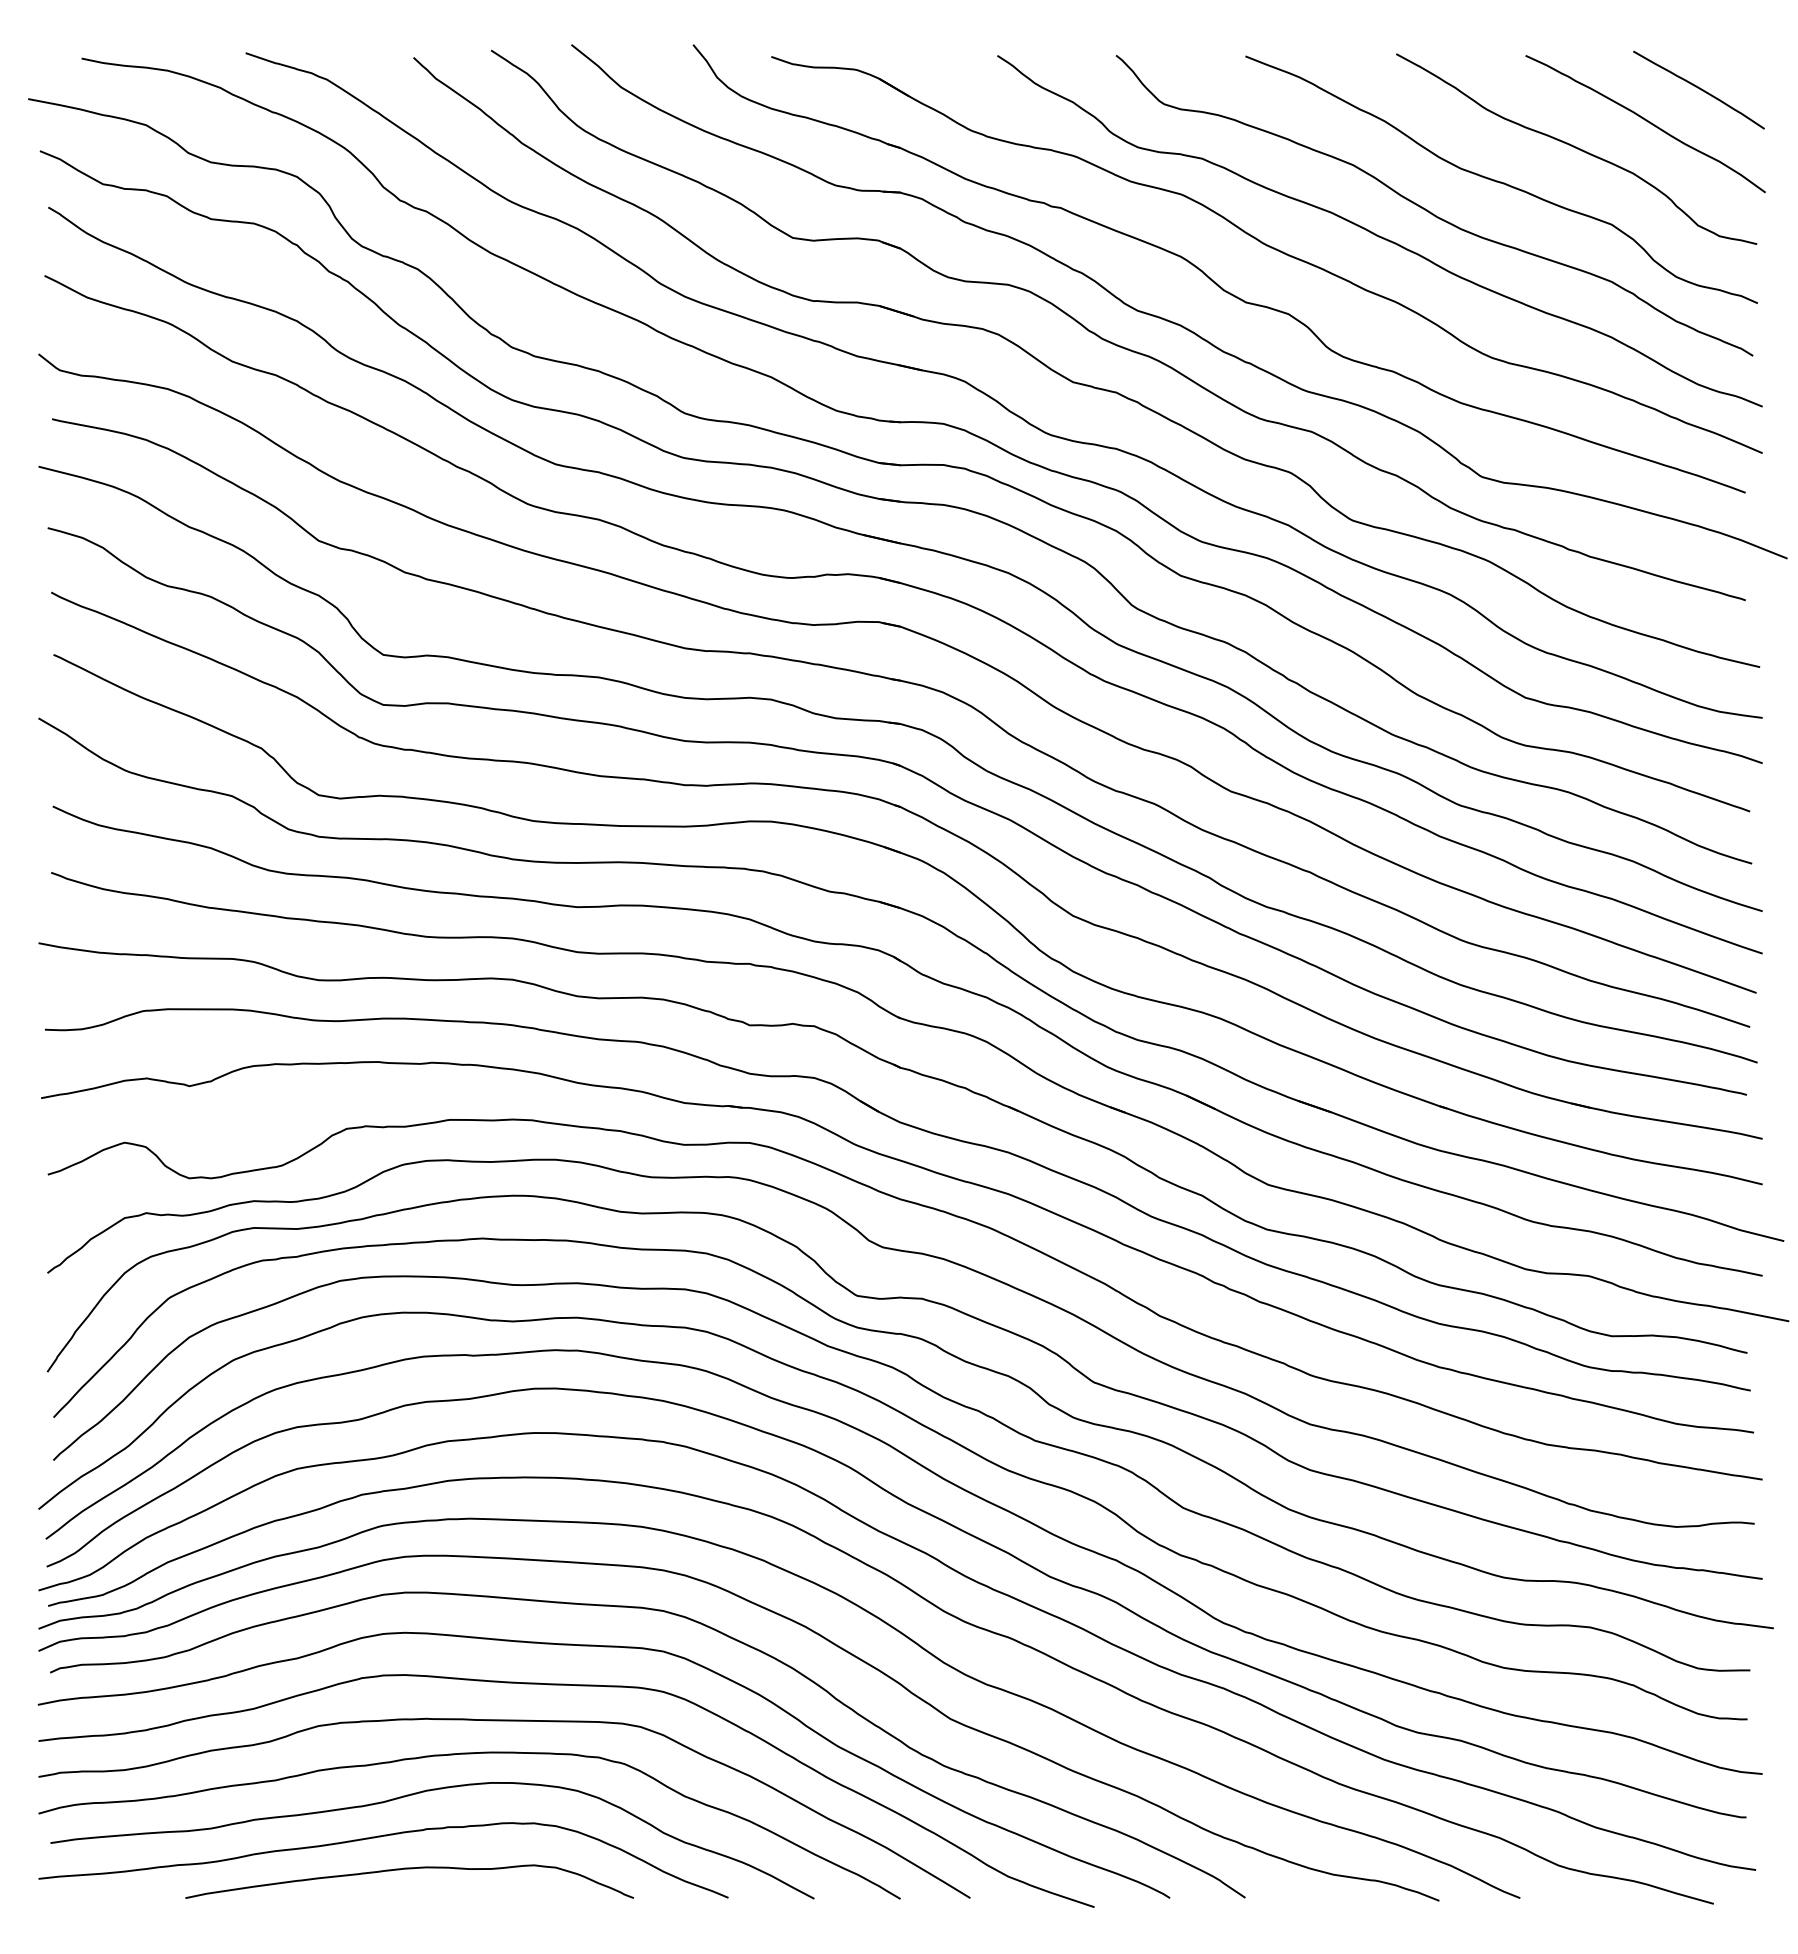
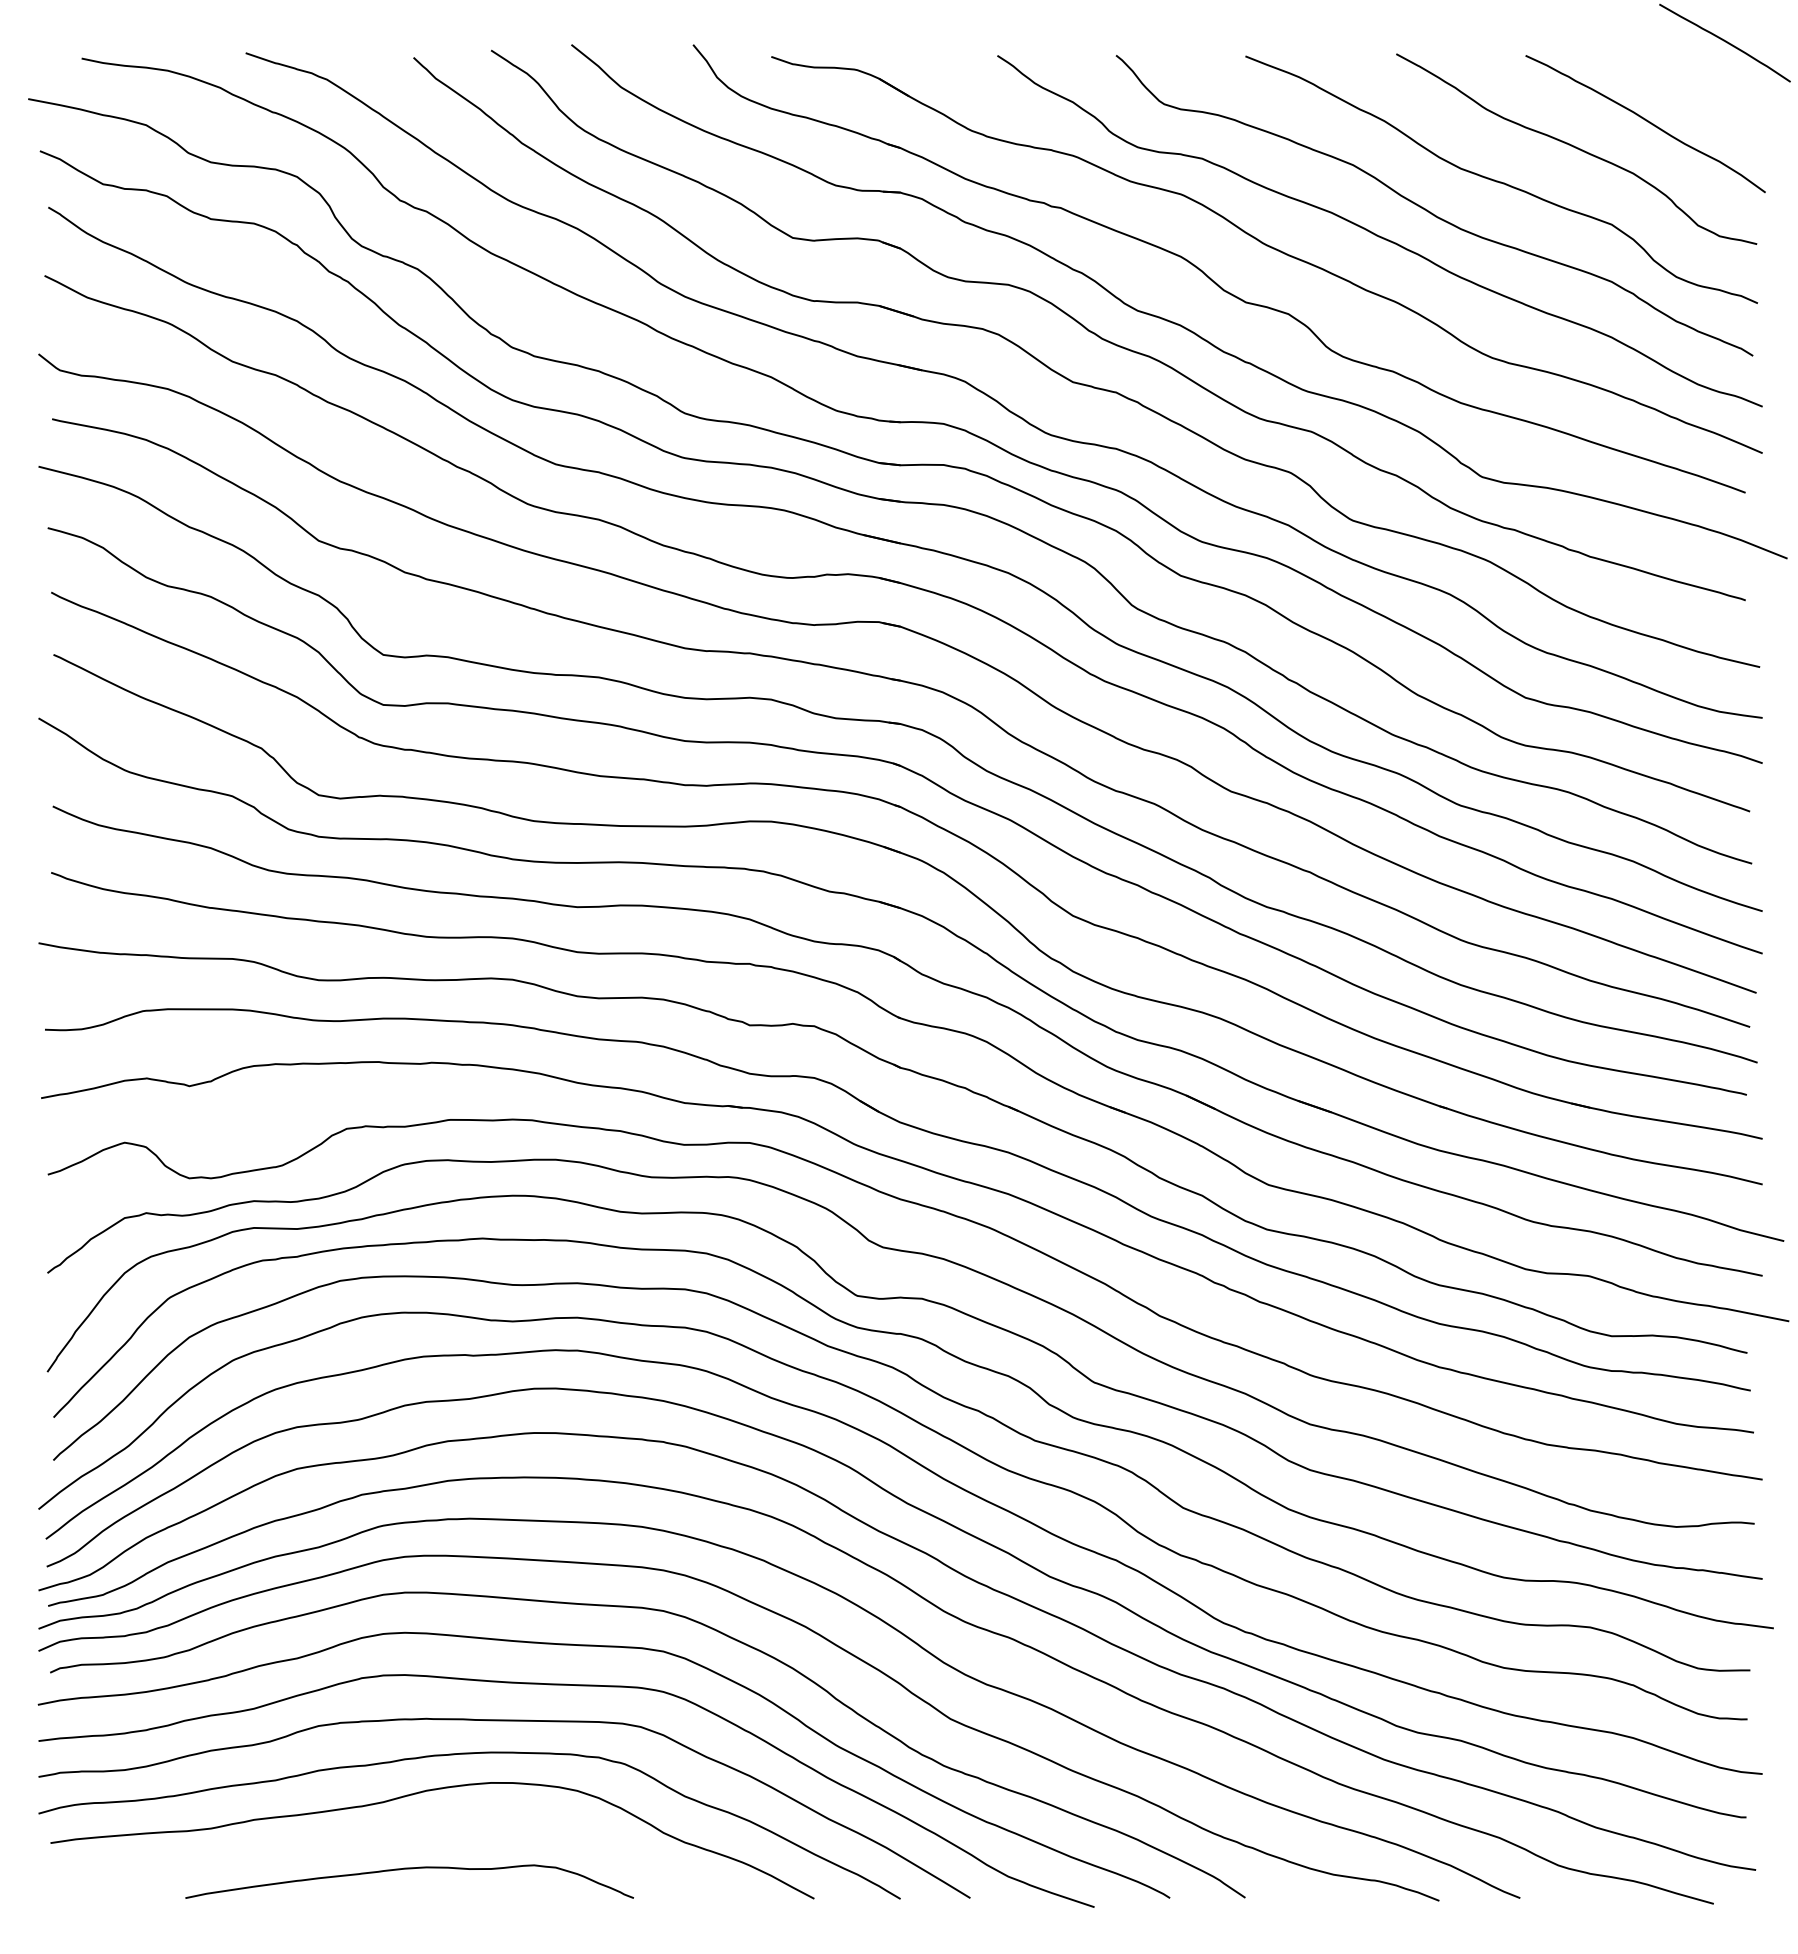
curve position: (1698, 88) -> (1724, 41) (1724, 41)
curve: present -> none (381, 1837)
